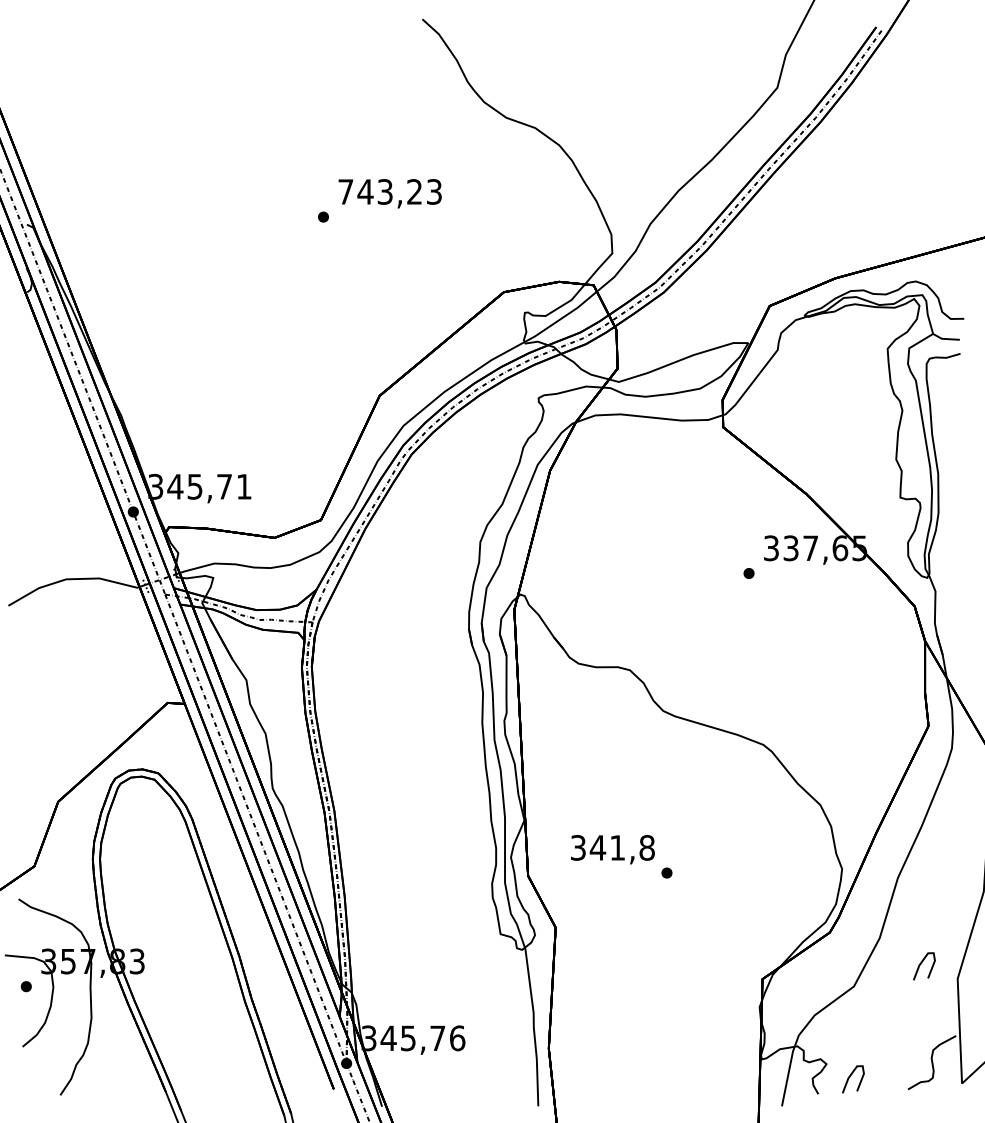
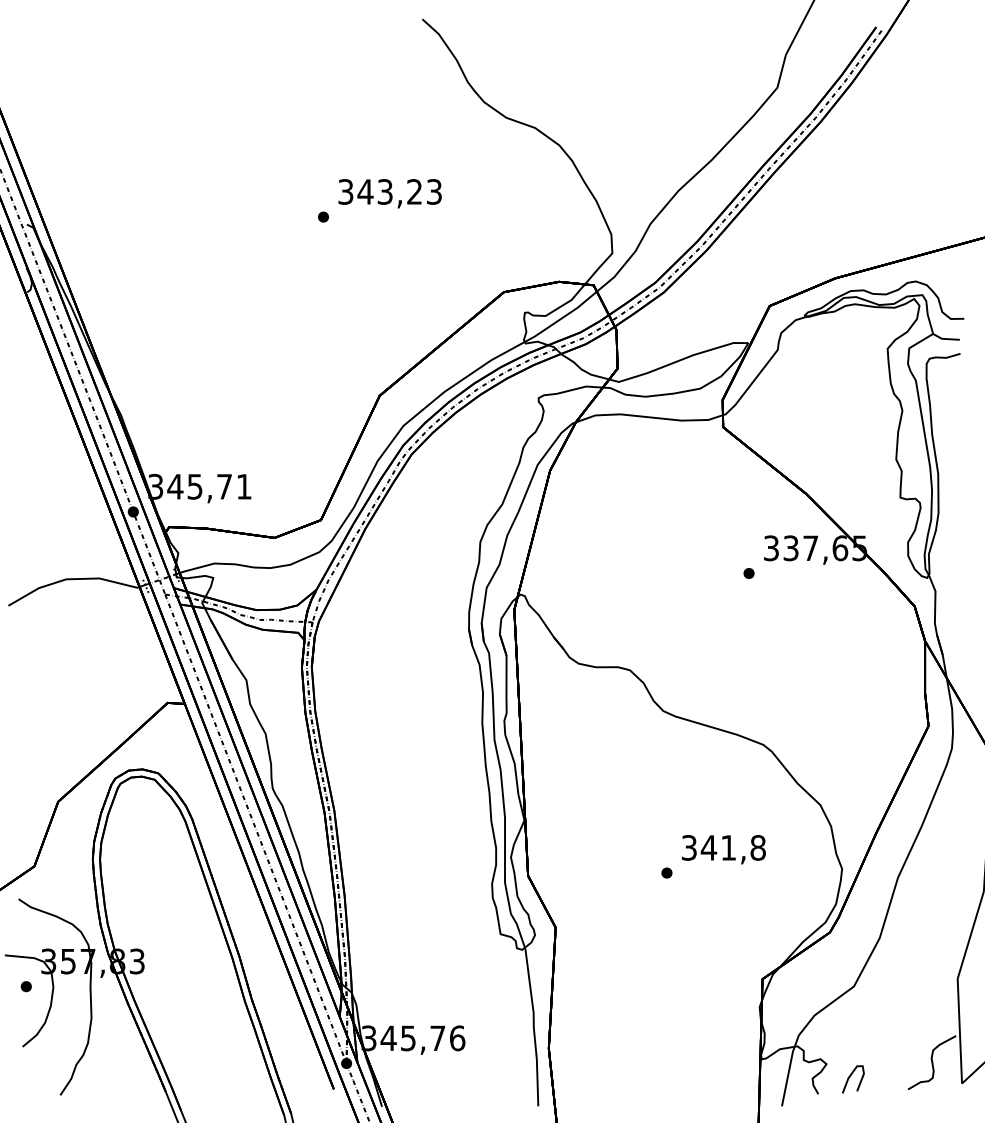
text: 743,23 -> 343,23 (345, 191)
text position: (612, 849) -> (723, 849) (723, 849)
curve: present -> none (921, 964)
